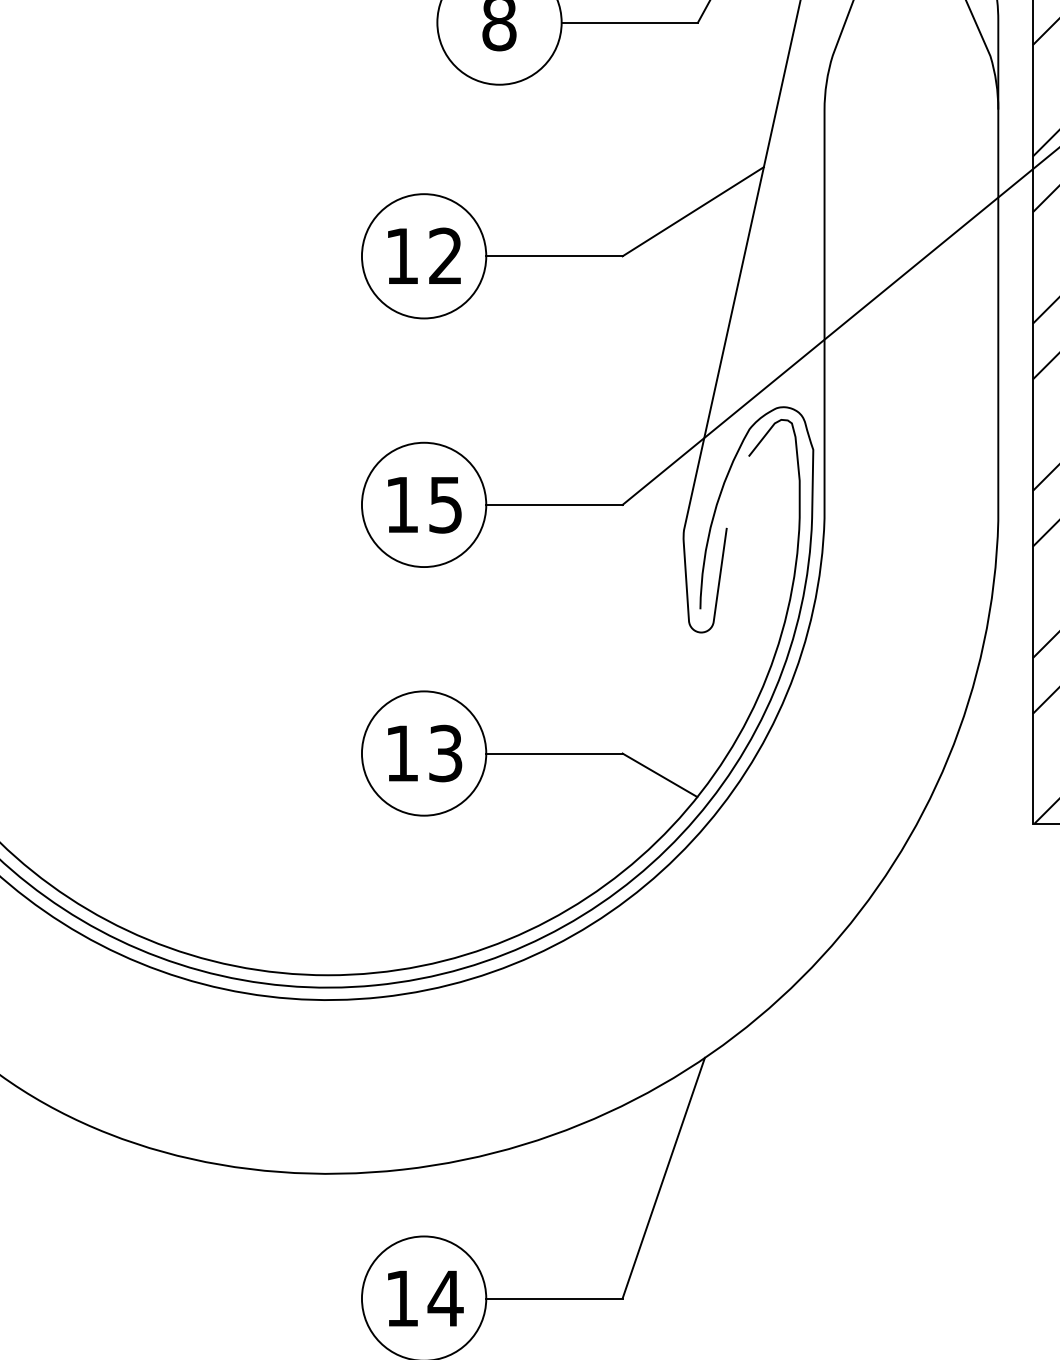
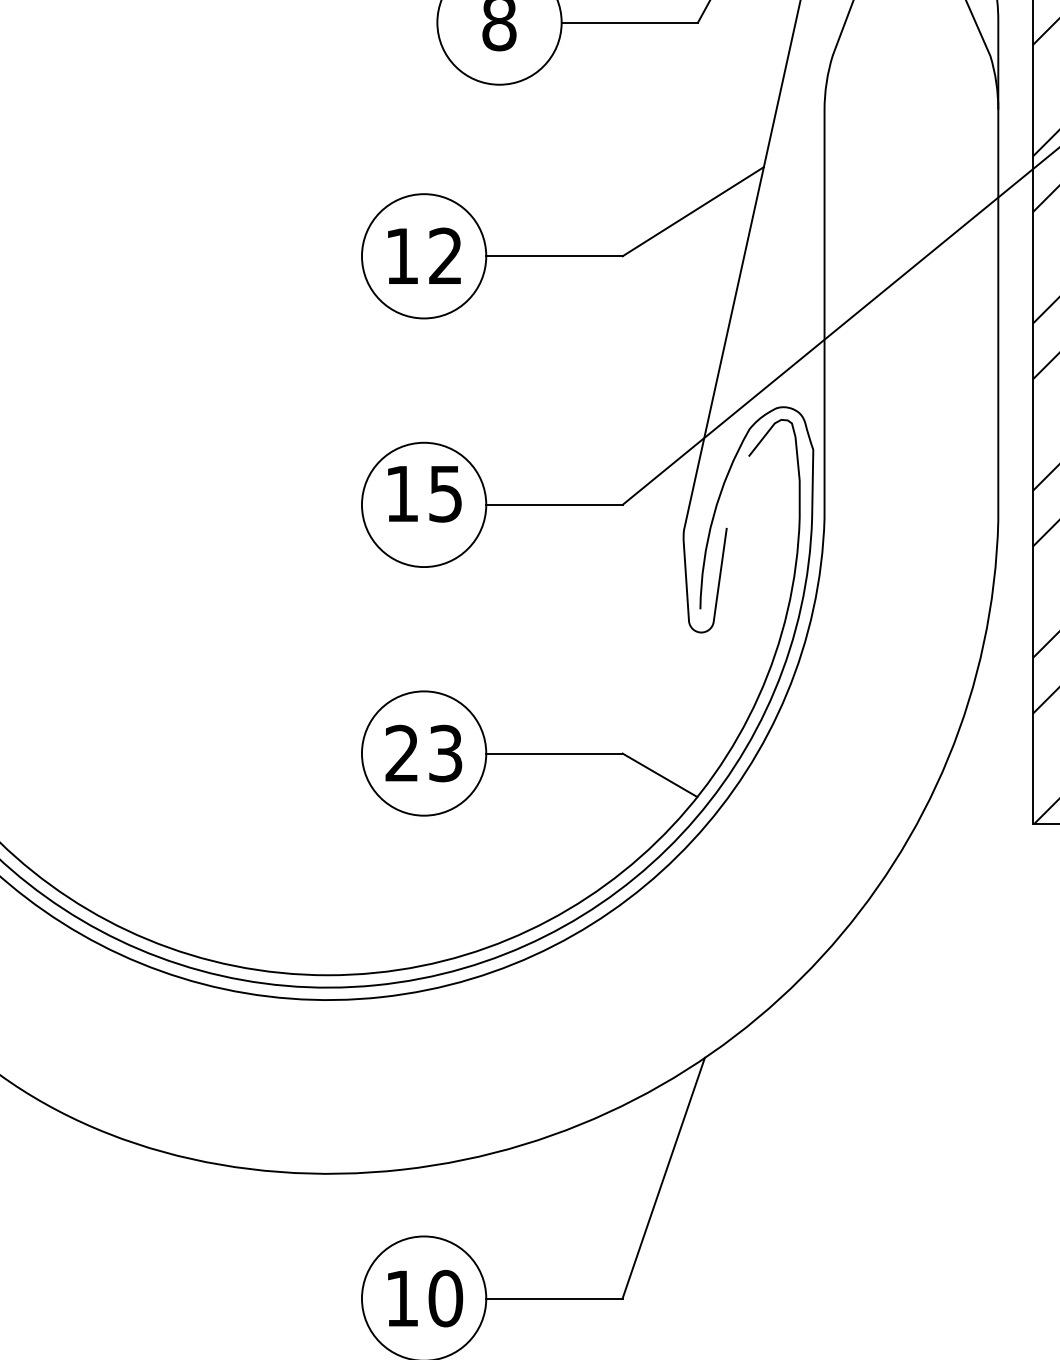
text position: (424, 505) -> (424, 494) (424, 494)
text: 13 -> 23 (401, 752)
text: 14 -> 10 (445, 1298)
